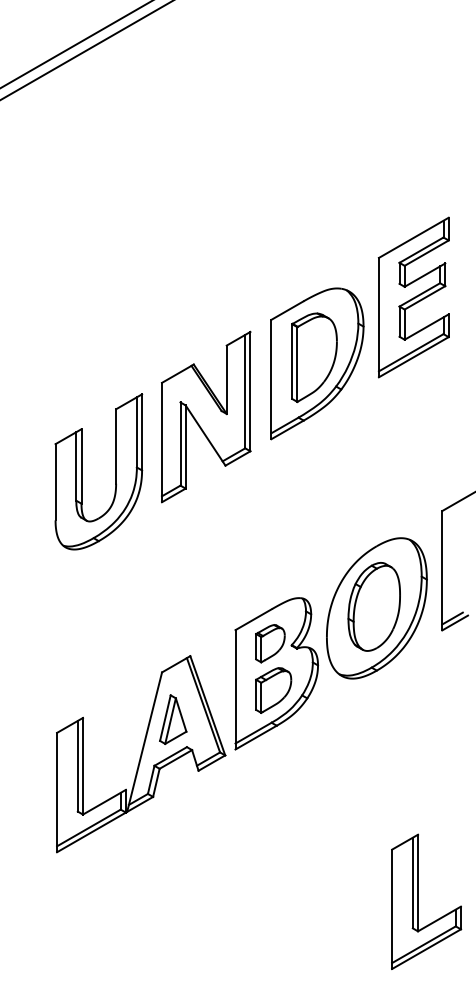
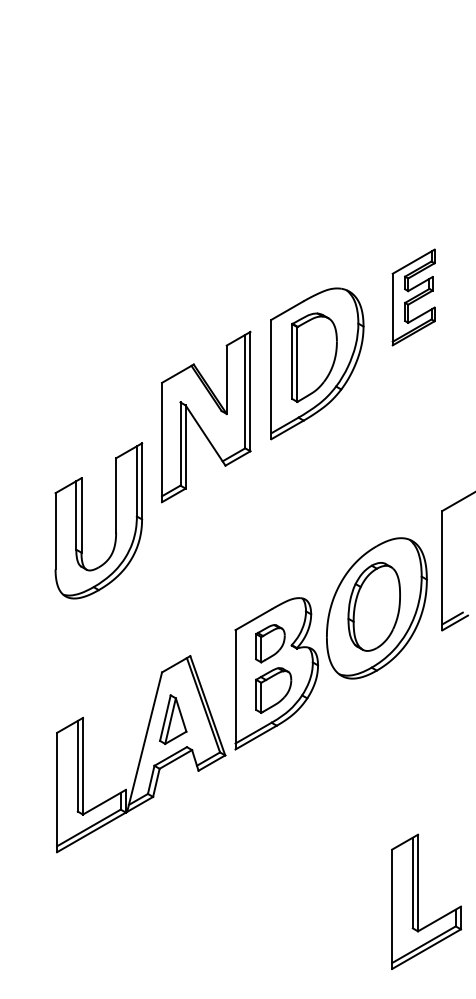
line: present -> none (75, 44)
line: present -> none (86, 50)
part size: 73x163 px -> 45x99 px (413, 297)
part position: (82, 471) -> (82, 520) (82, 520)
